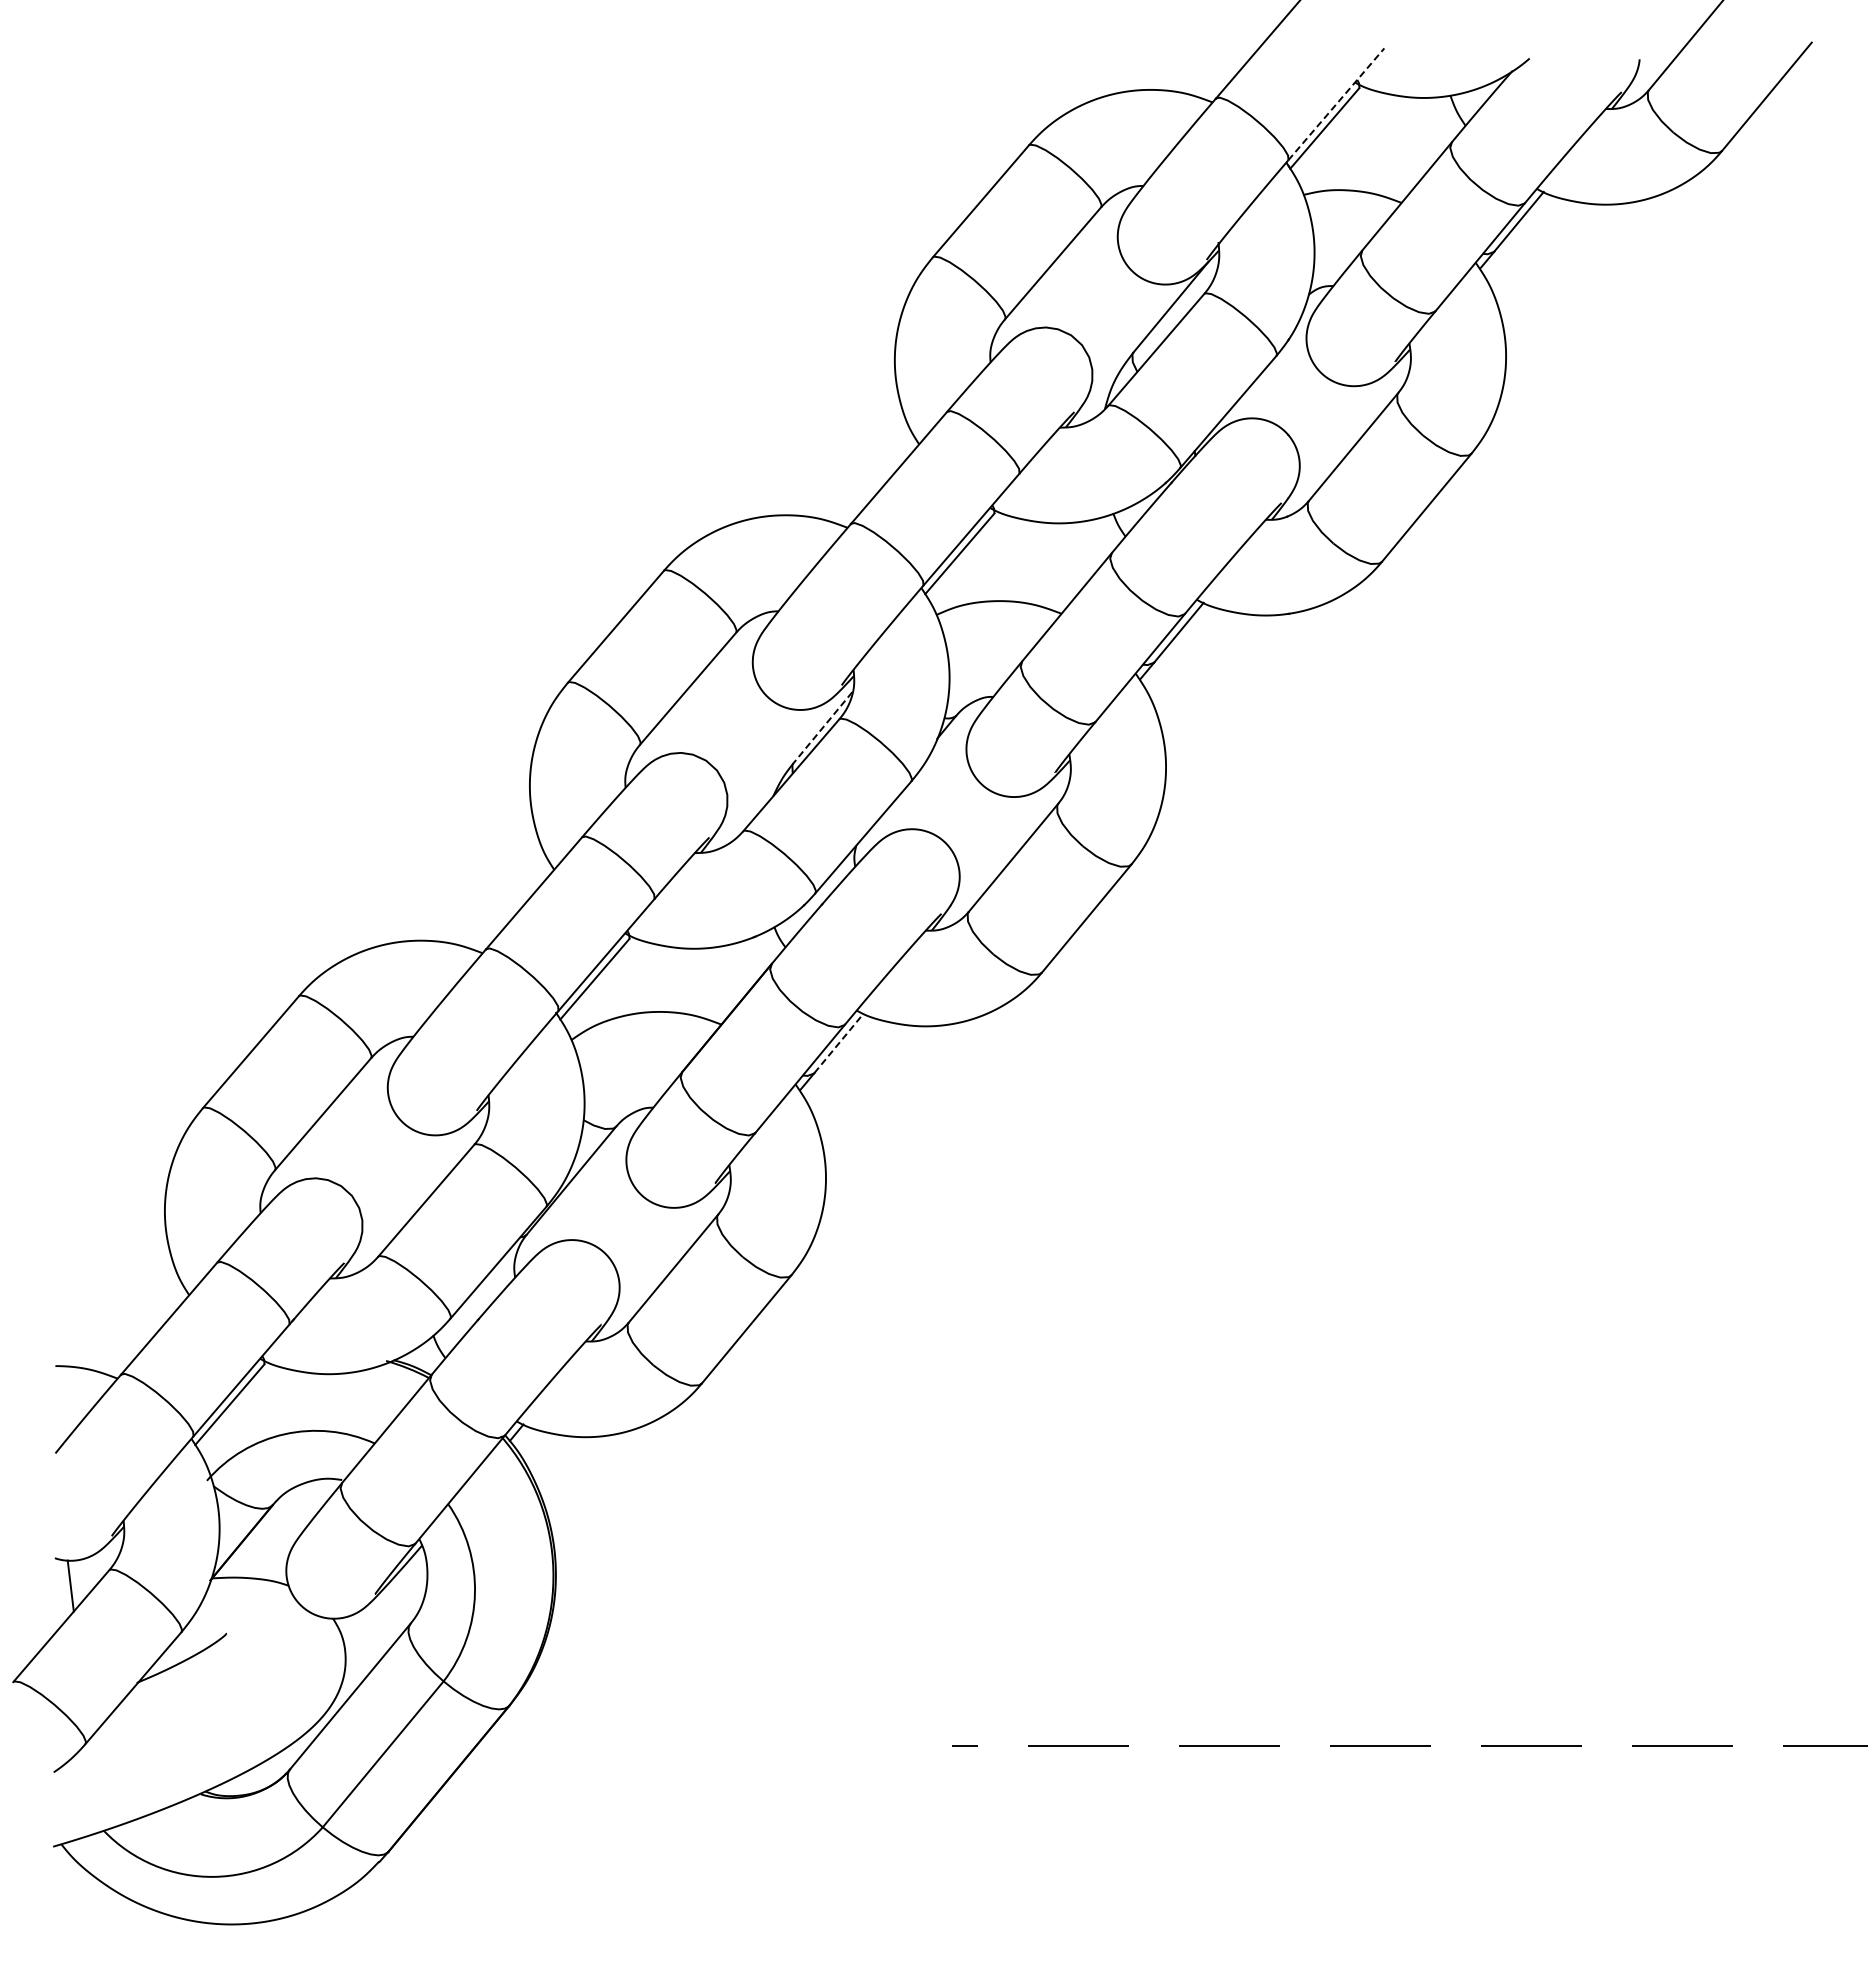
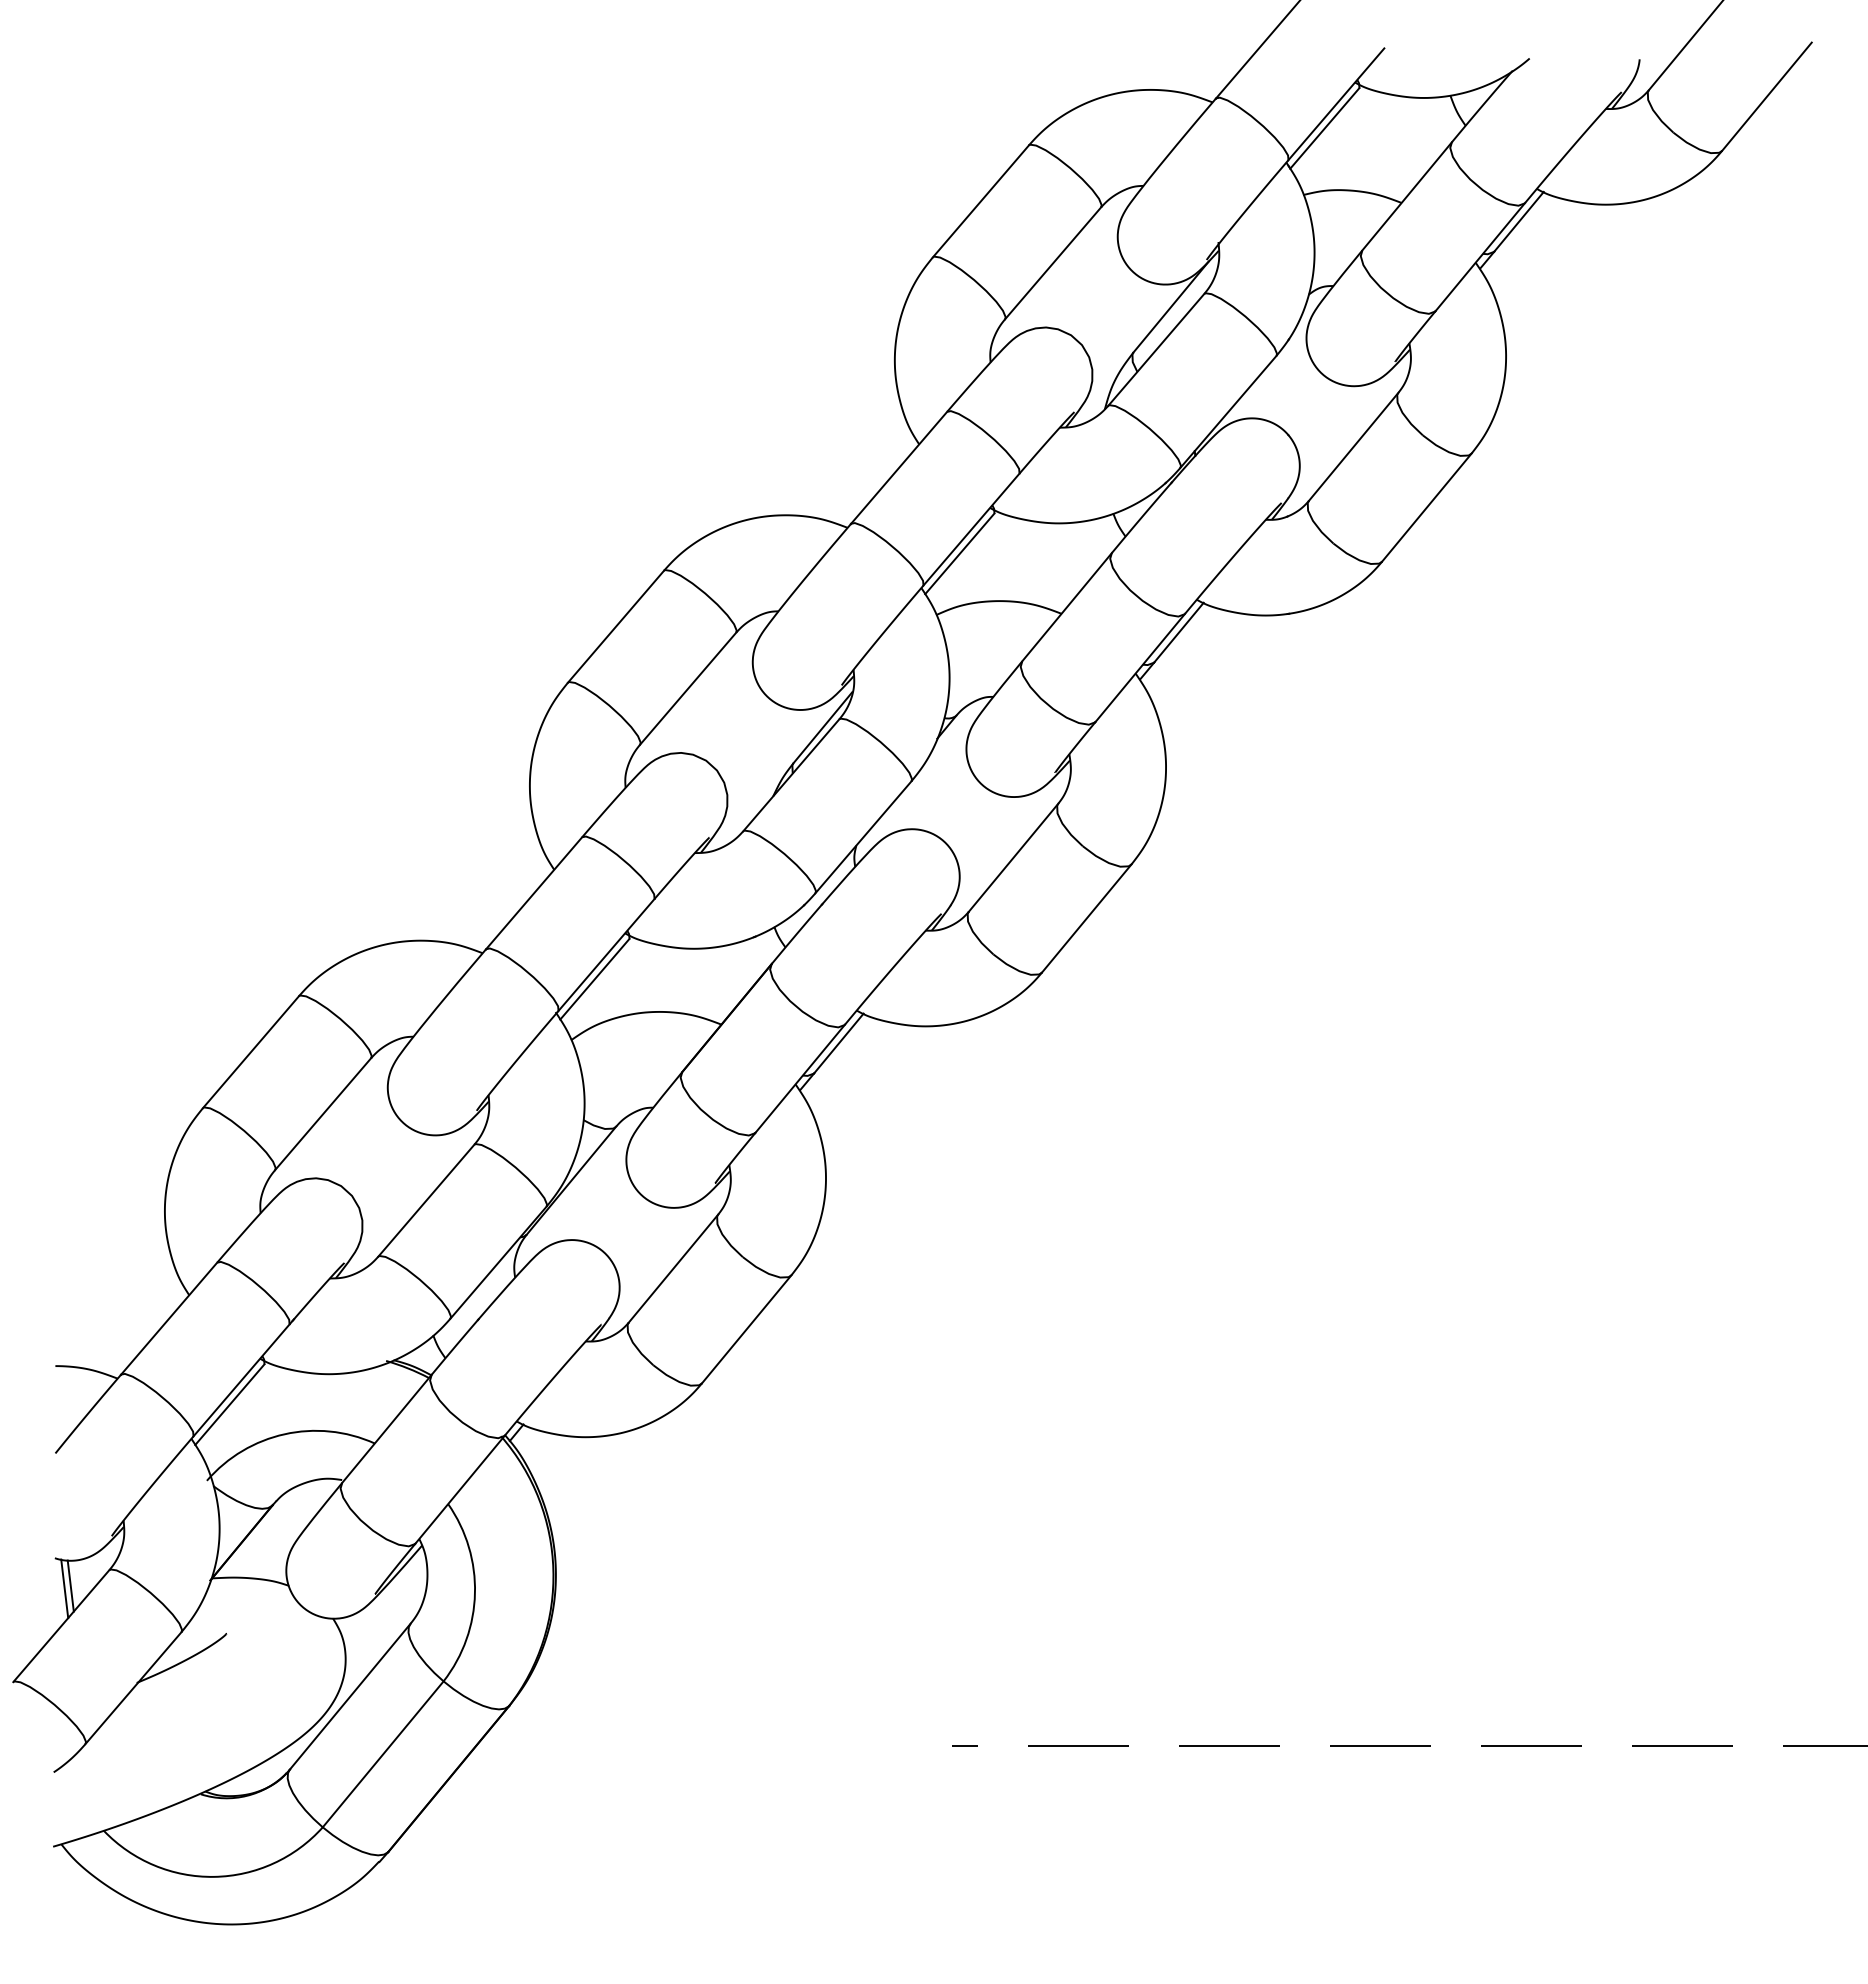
line: dashed -> solid (1336, 104)
line: dashed -> solid (822, 728)
line: dashed -> solid (839, 1043)
line: none -> present (64, 1588)
